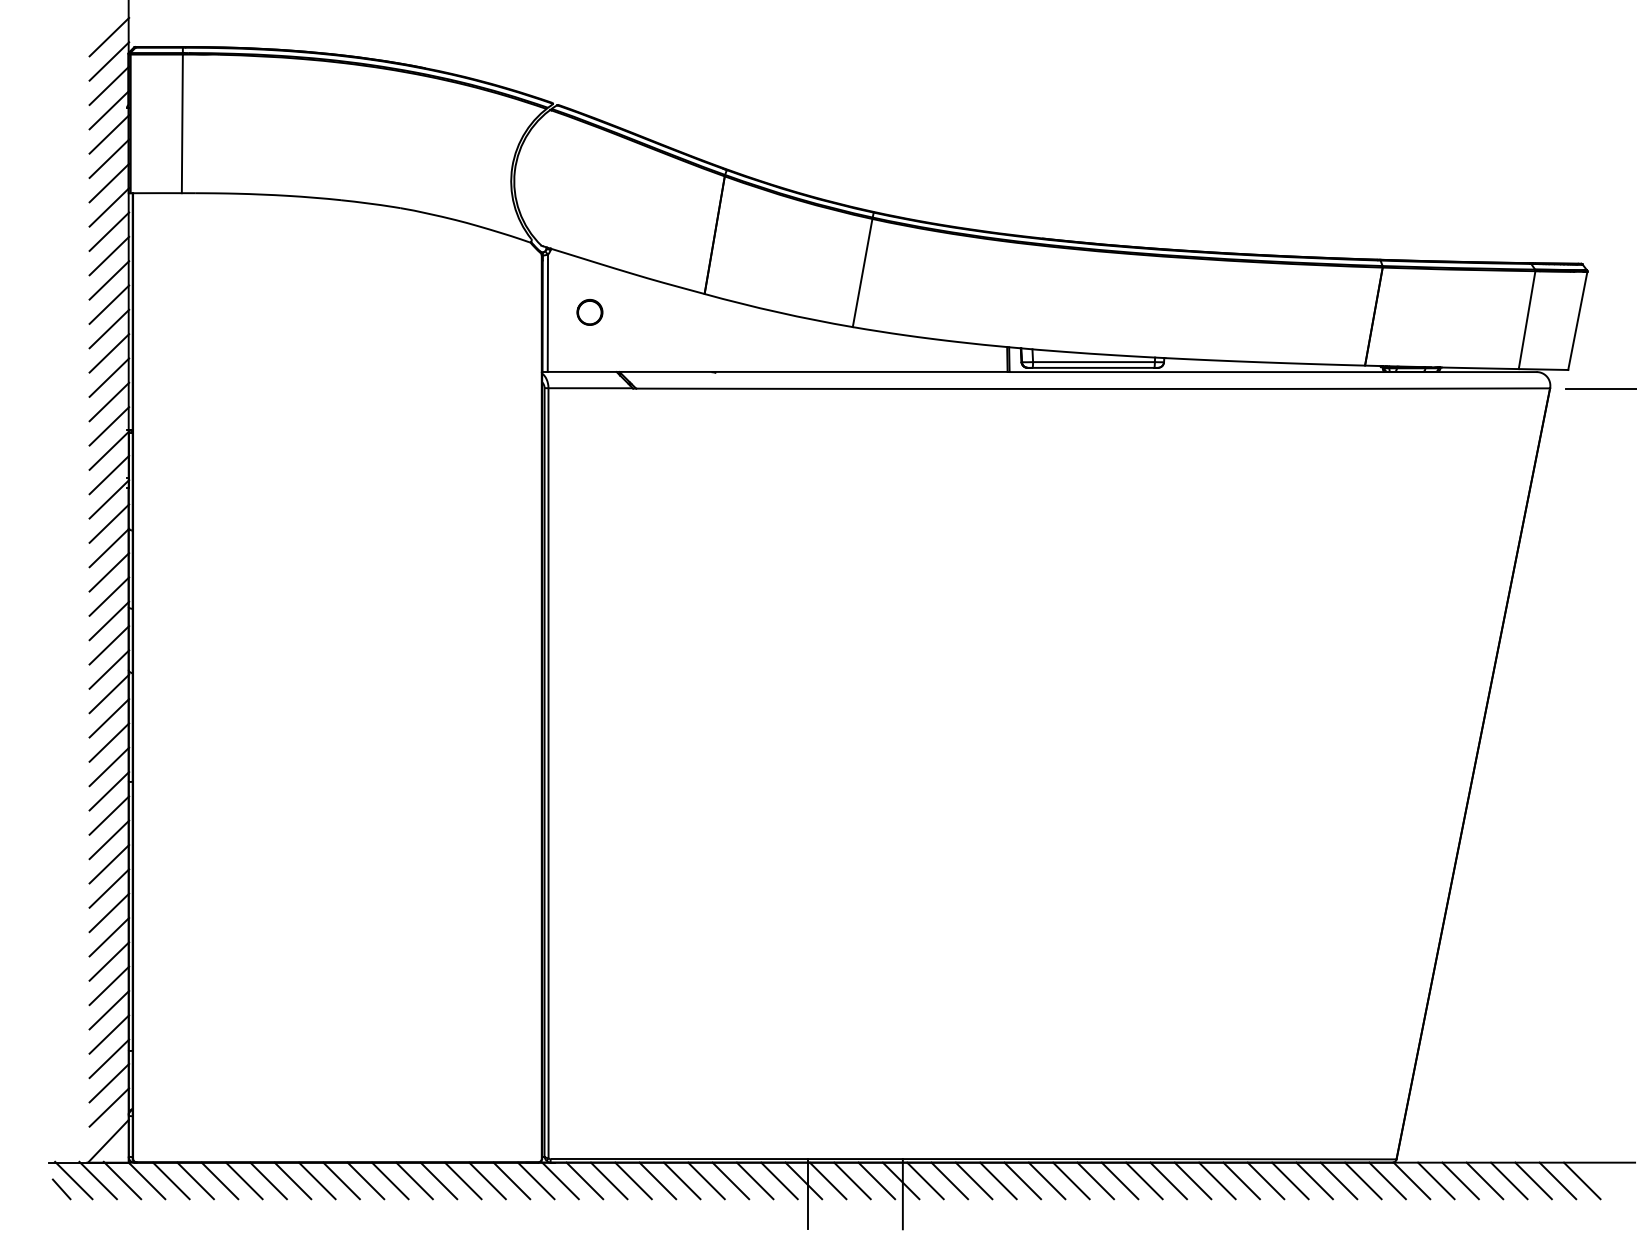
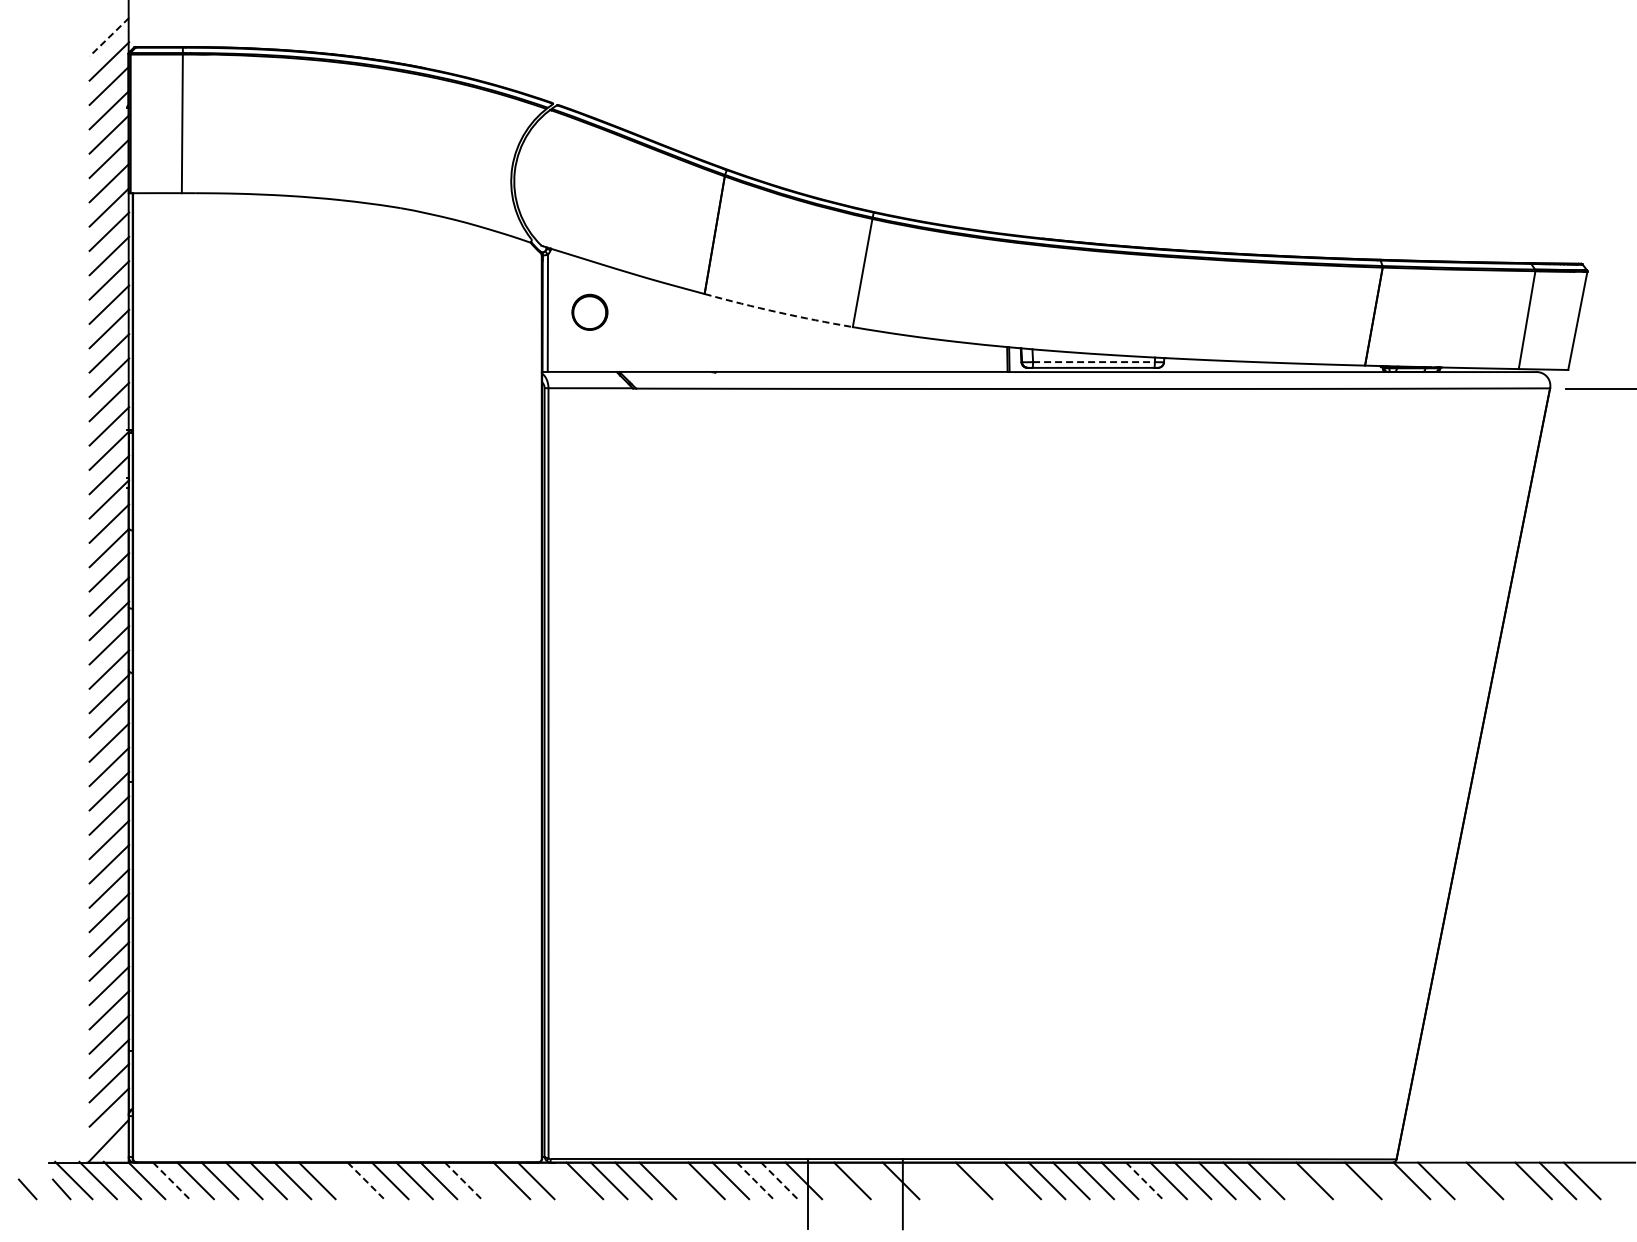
line: solid -> dashed (109, 37)
circle size: 28x27 px -> 38x38 px (589, 311)
arc: solid -> dashed (778, 312)
line: solid -> dashed (1093, 362)
line: solid -> dashed (171, 1180)
line: present -> none (341, 1180)
line: solid -> dashed (365, 1180)
line: solid -> dashed (463, 1180)
line: present -> none (487, 1180)
line: present -> none (560, 1180)
line: present -> none (681, 1180)
line: solid -> dashed (755, 1180)
line: solid -> dashed (779, 1180)
line: present -> none (827, 1180)
line: present -> none (876, 1180)
line: present -> none (925, 1180)
line: present -> none (949, 1180)
line: present -> none (998, 1180)
line: solid -> dashed (1144, 1180)
line: present -> none (1290, 1180)
line: present -> none (1338, 1180)
line: present -> none (1387, 1180)
line: present -> none (1460, 1180)
line: present -> none (1509, 1180)
line: none -> present (27, 1189)
